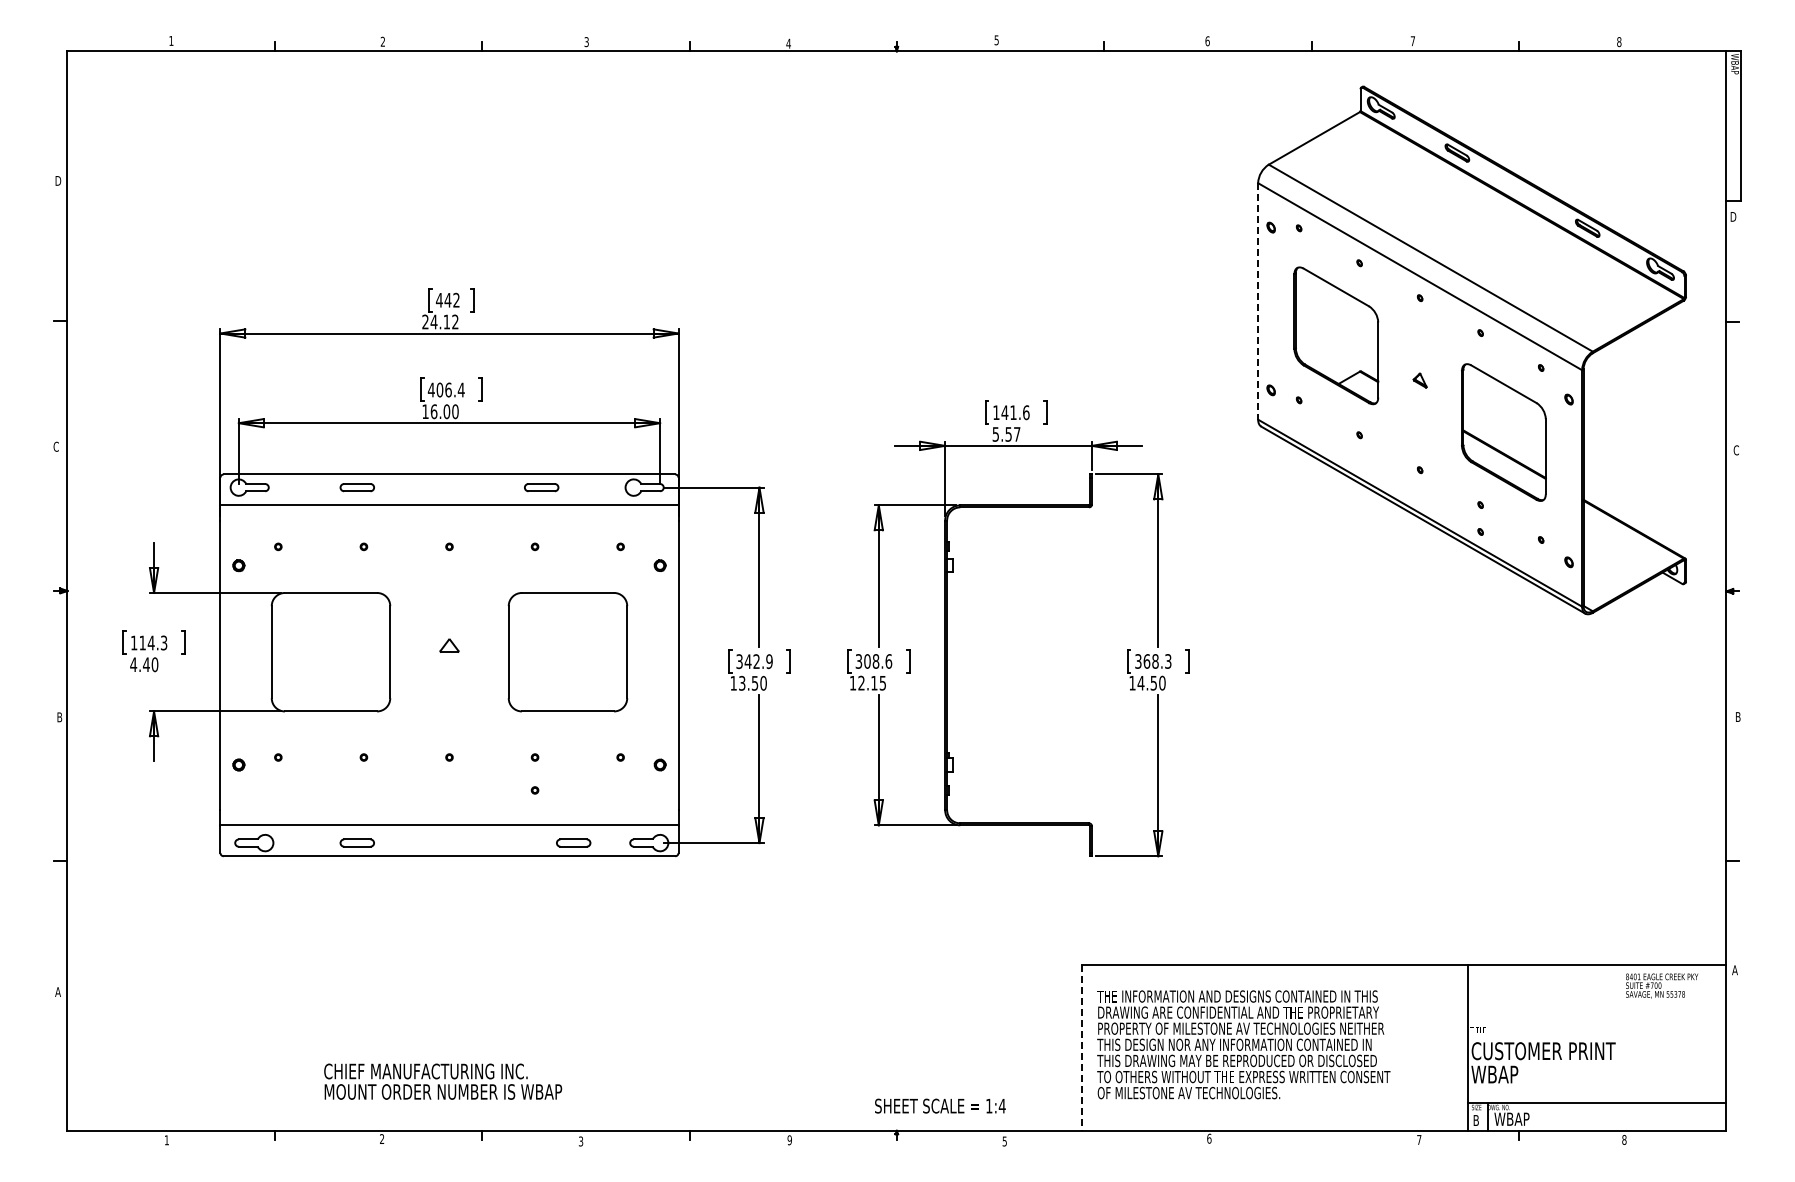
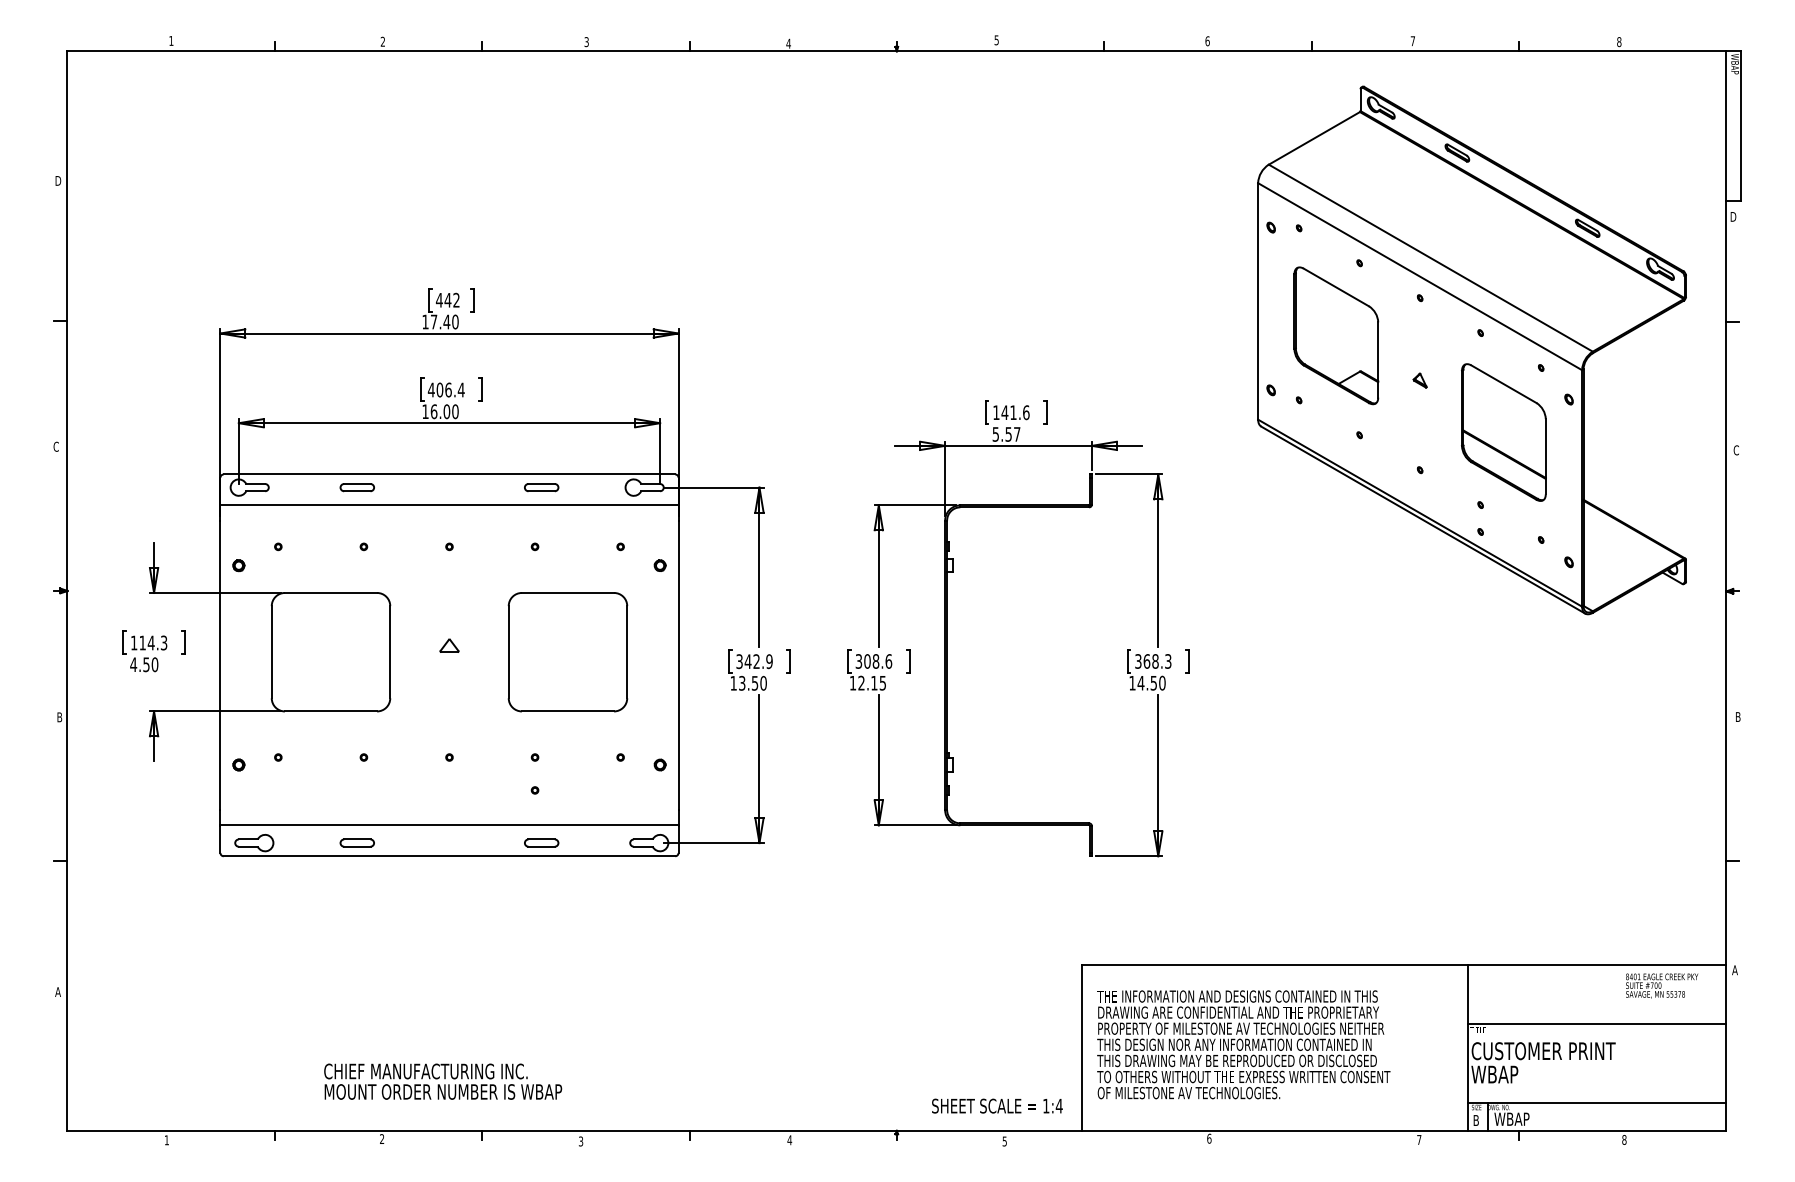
line: dashed -> solid (1258, 301)
text: 24.12 -> 17.40 (440, 321)
text: 4.40 -> 4.50 (146, 664)
part position: (573, 842) -> (541, 842) (541, 842)
line: none -> present (1596, 1023)
line: dashed -> solid (1081, 1048)
text position: (940, 1105) -> (997, 1105) (997, 1105)
text: 9 -> 4 (789, 1140)
